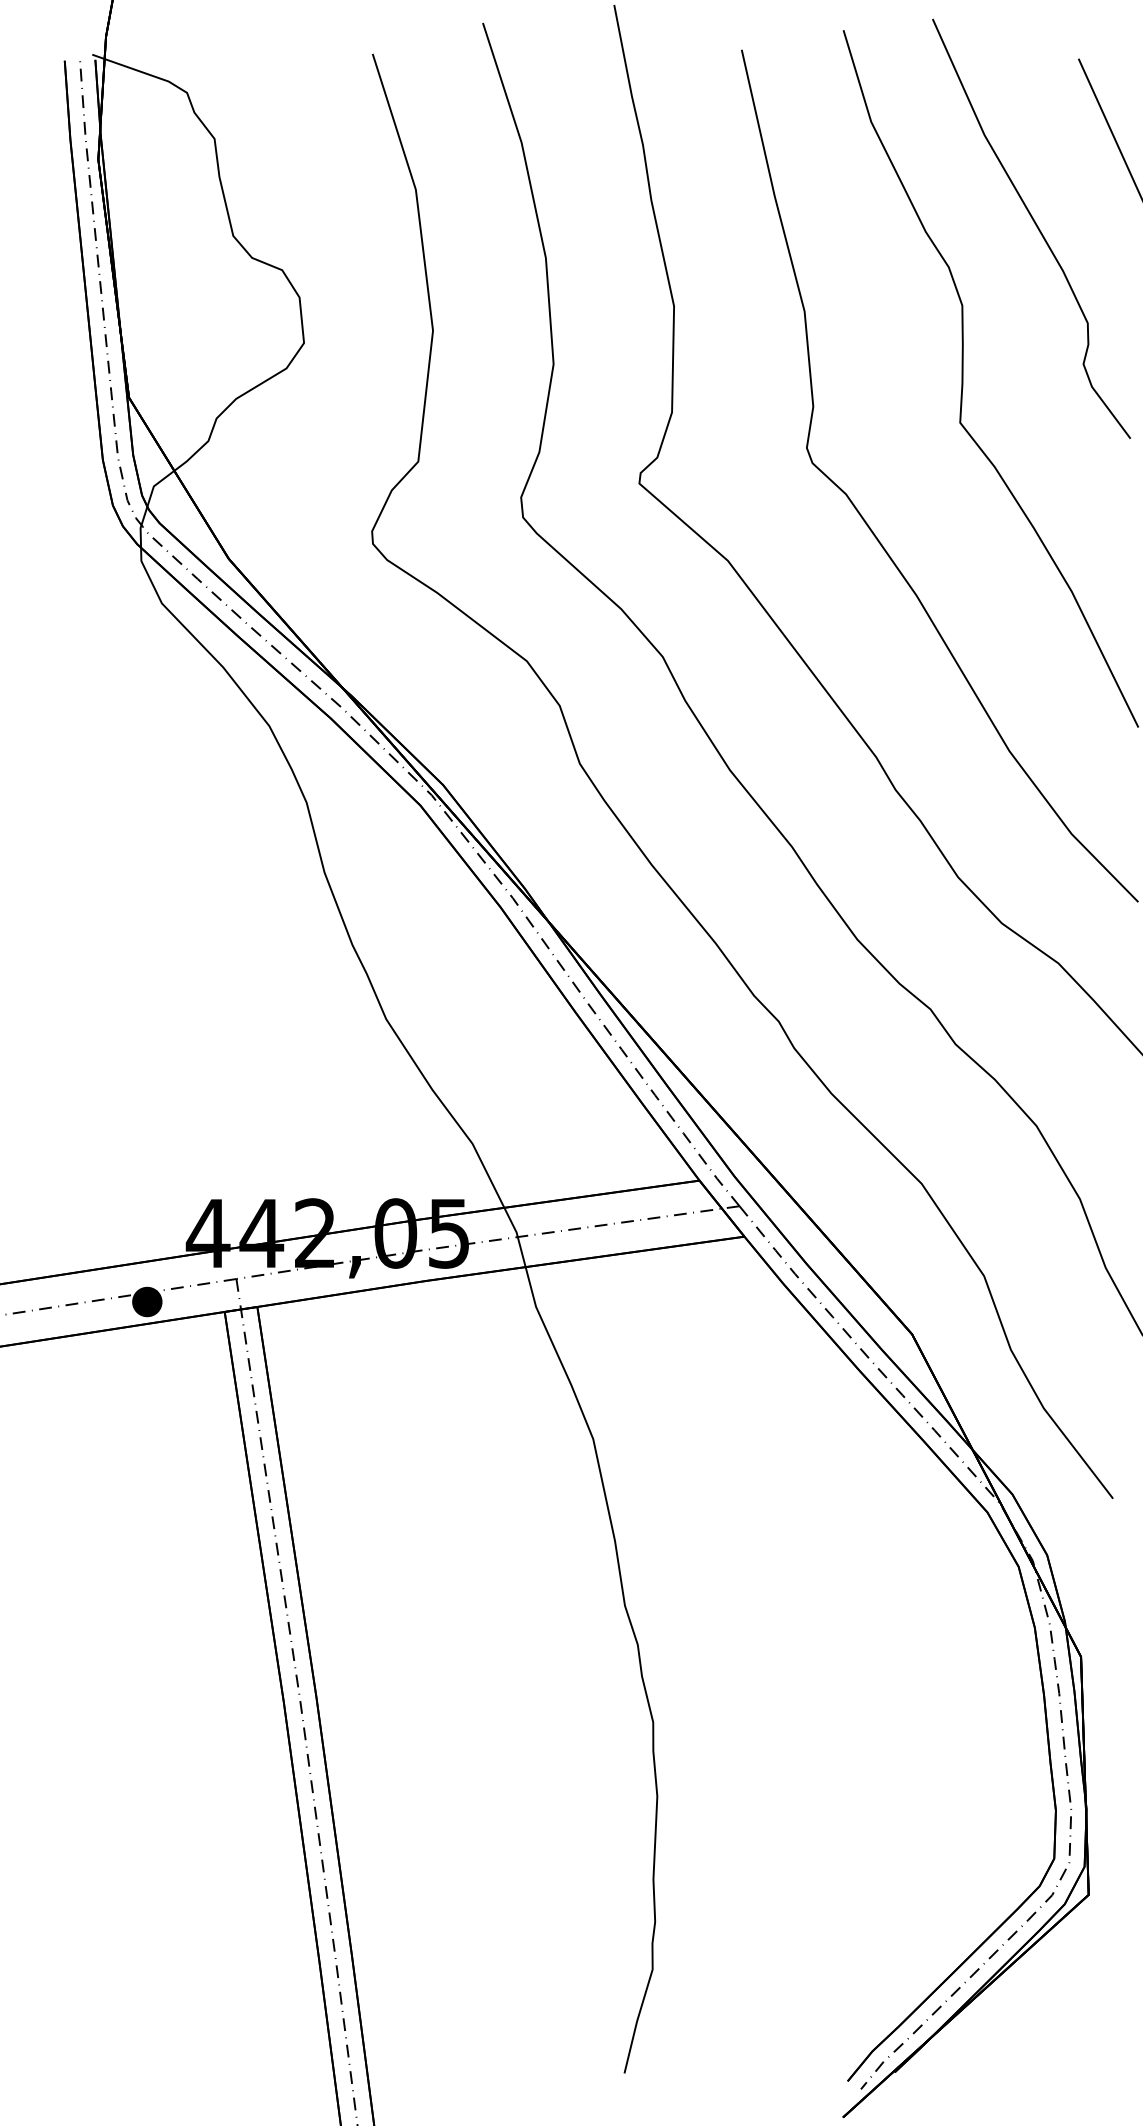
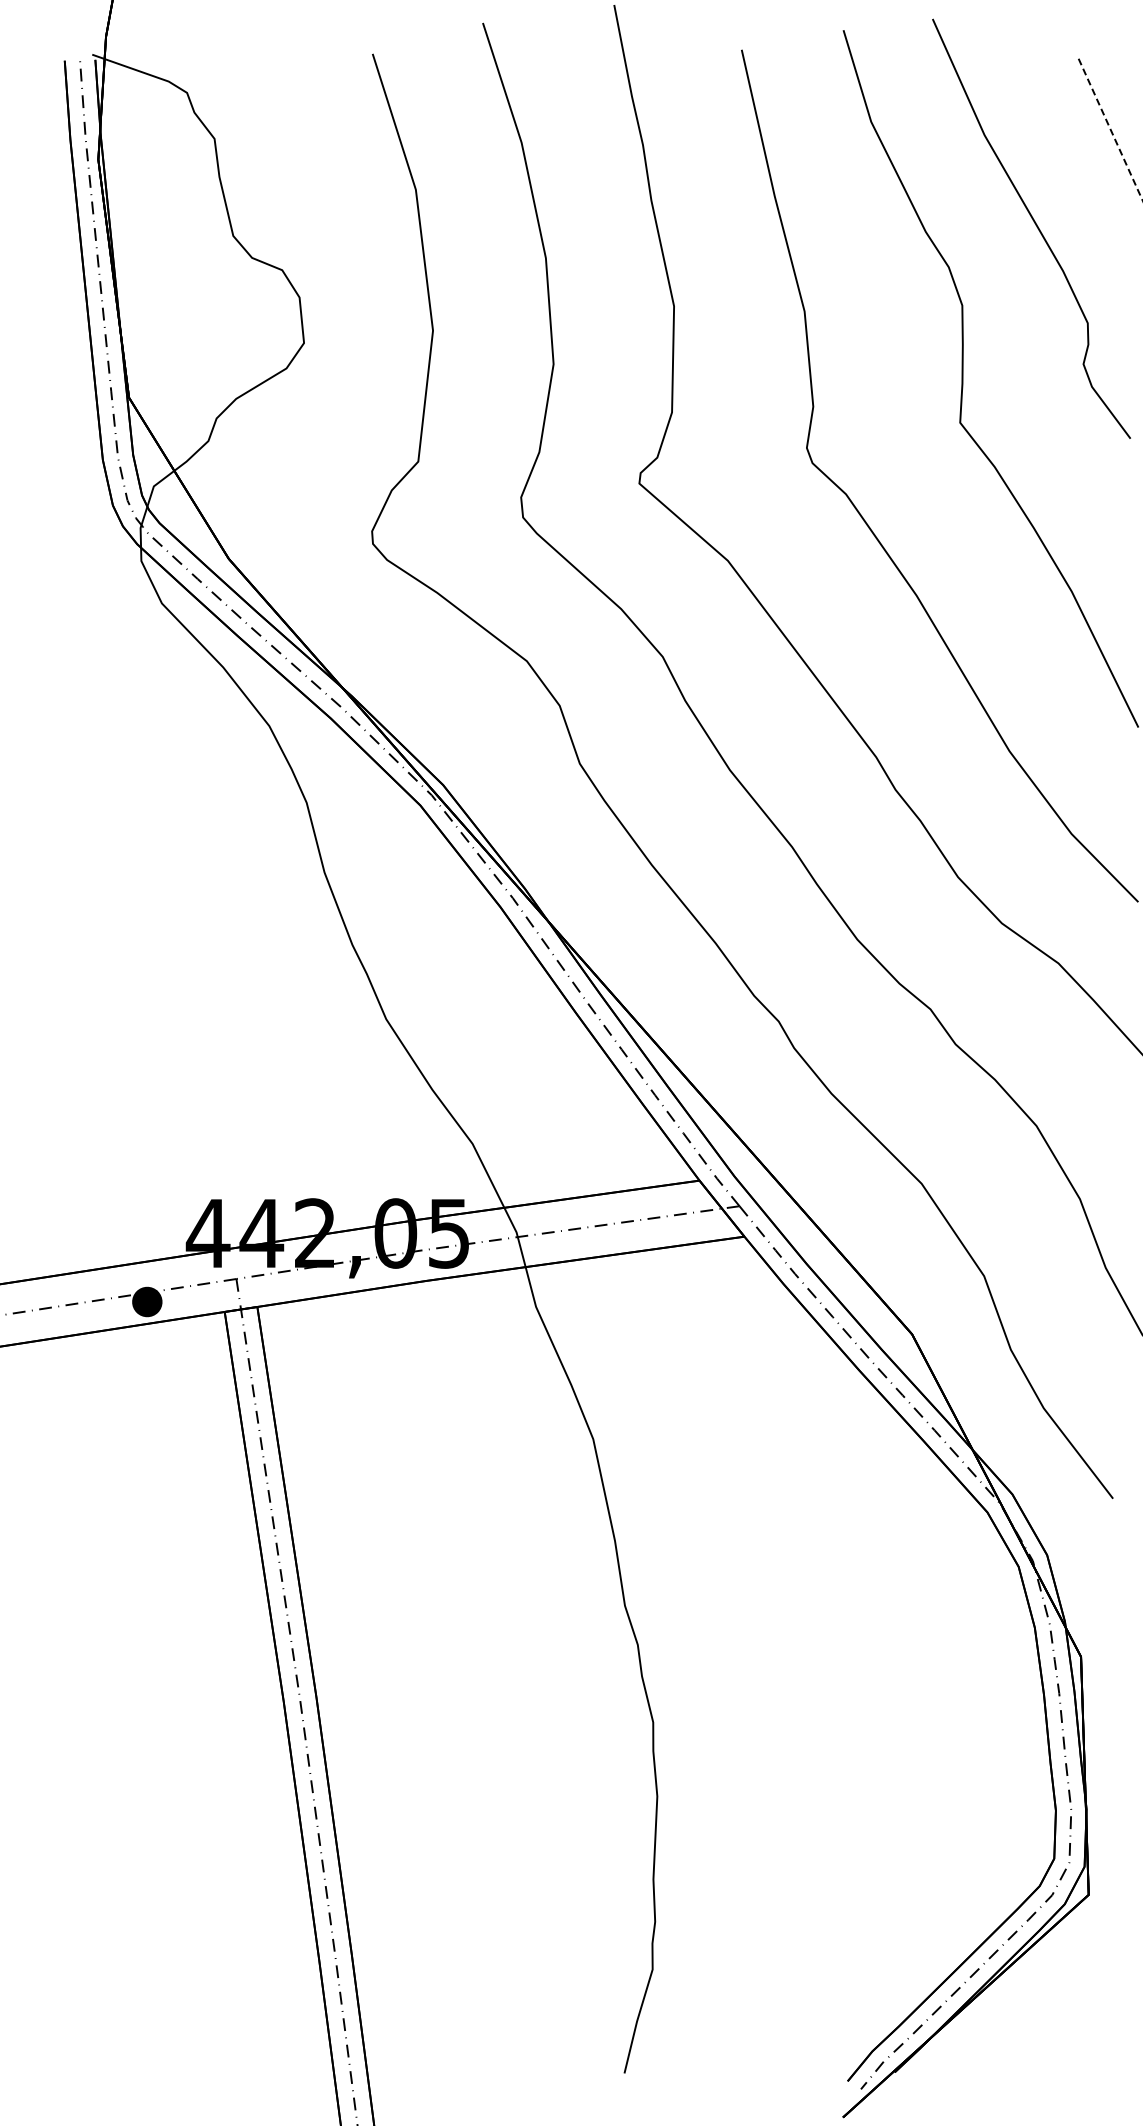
line: solid -> dashed (1110, 129)
